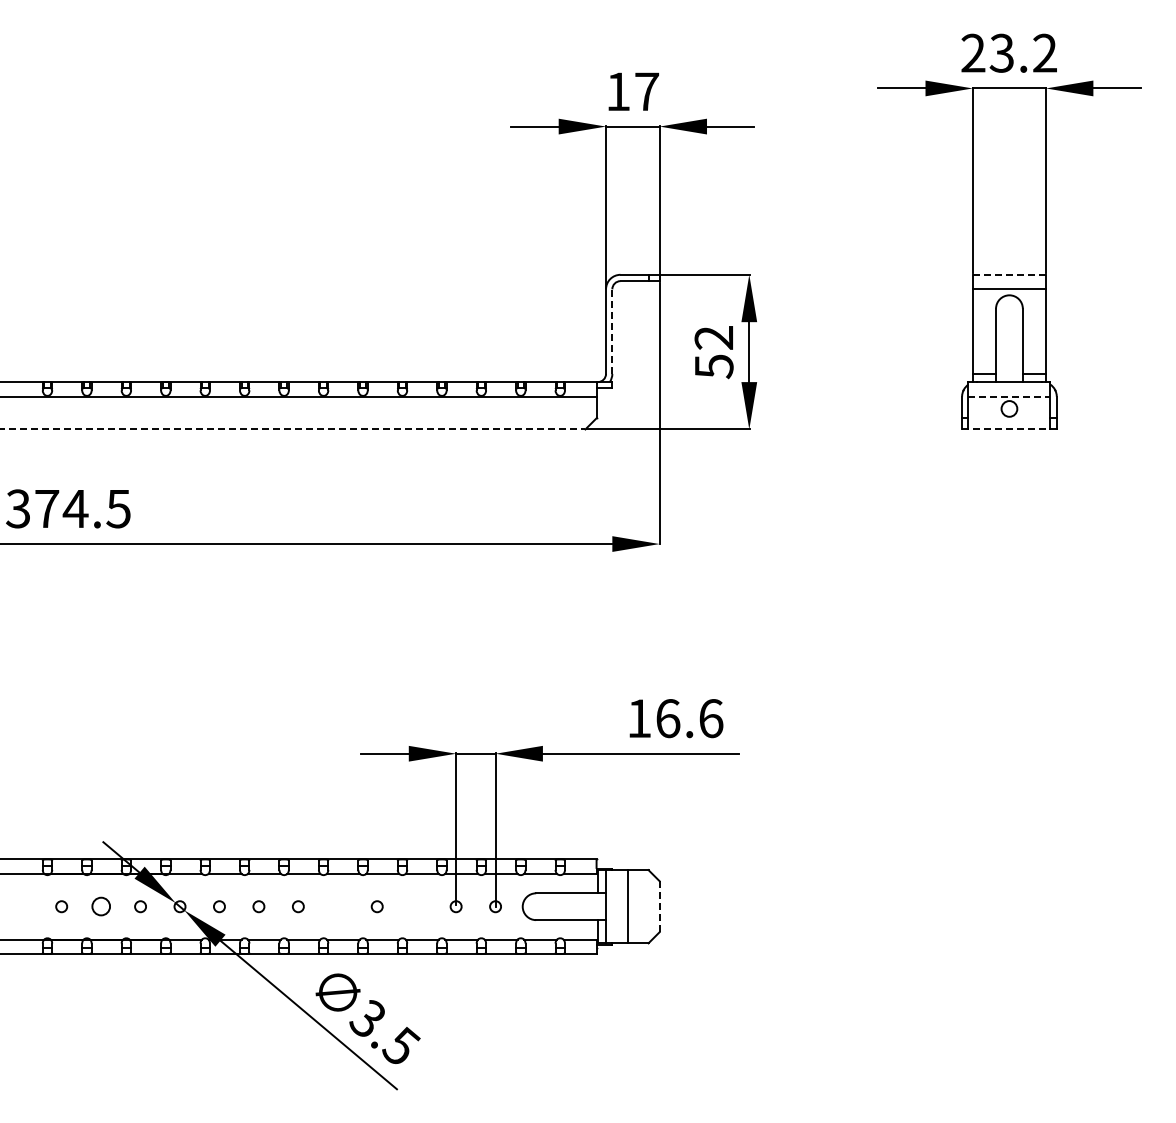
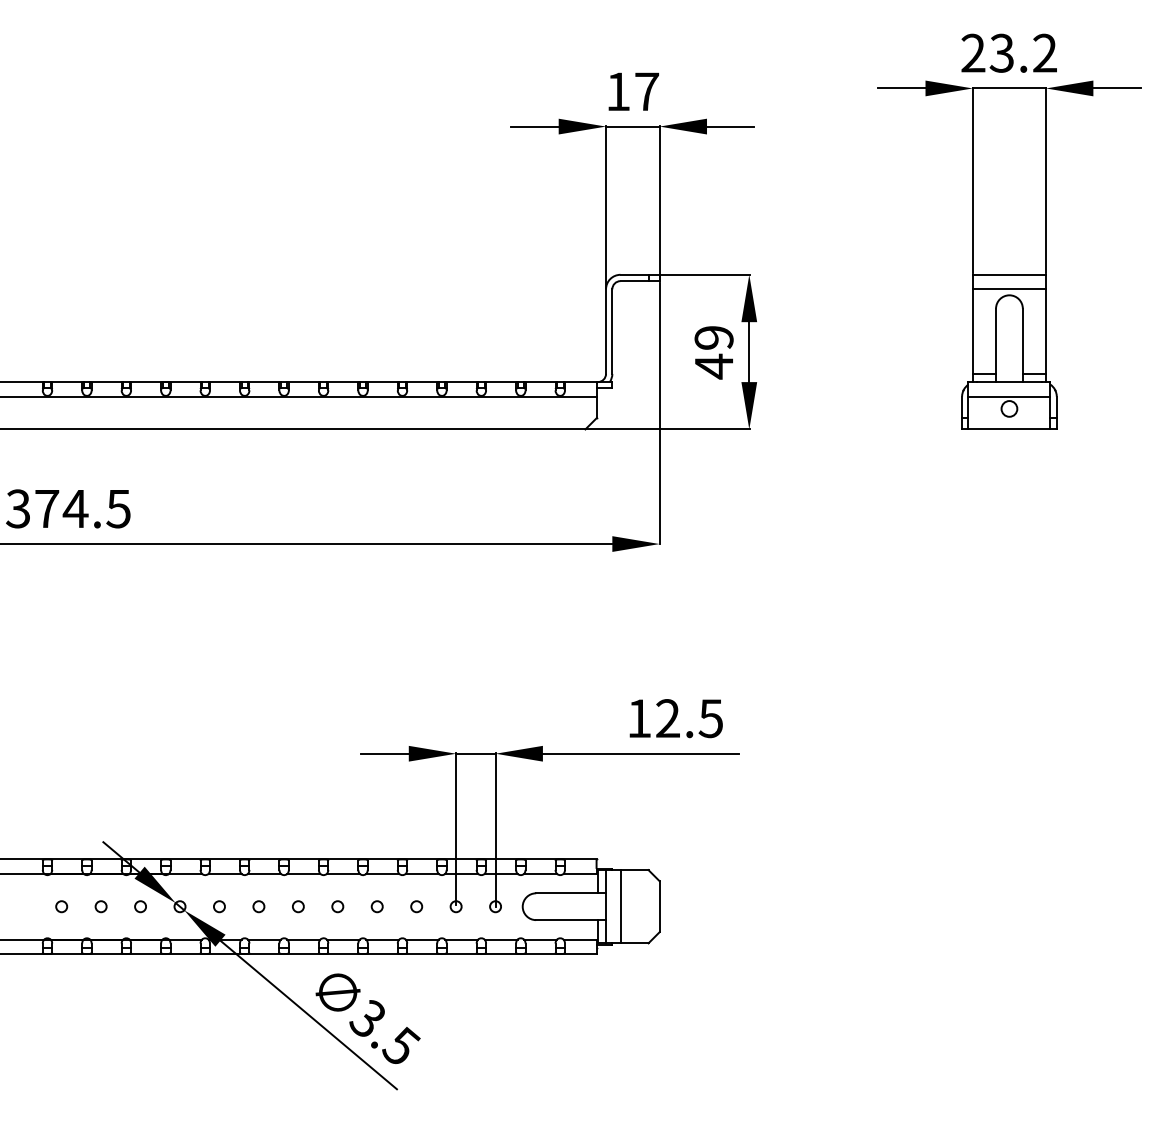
line: dashed -> solid (1009, 274)
line: dashed -> solid (612, 331)
text: 52 -> 49 (714, 352)
line: dashed -> solid (1009, 396)
line: dashed -> solid (293, 429)
line: dashed -> solid (1006, 429)
text: 16.6 -> 12.5 (689, 718)
circle size: 20x21 px -> 14x14 px (100, 906)
circle: none -> present (337, 906)
circle: none -> present (416, 906)
line position: (627, 906) -> (620, 906) (620, 906)
line: dashed -> solid (659, 906)
